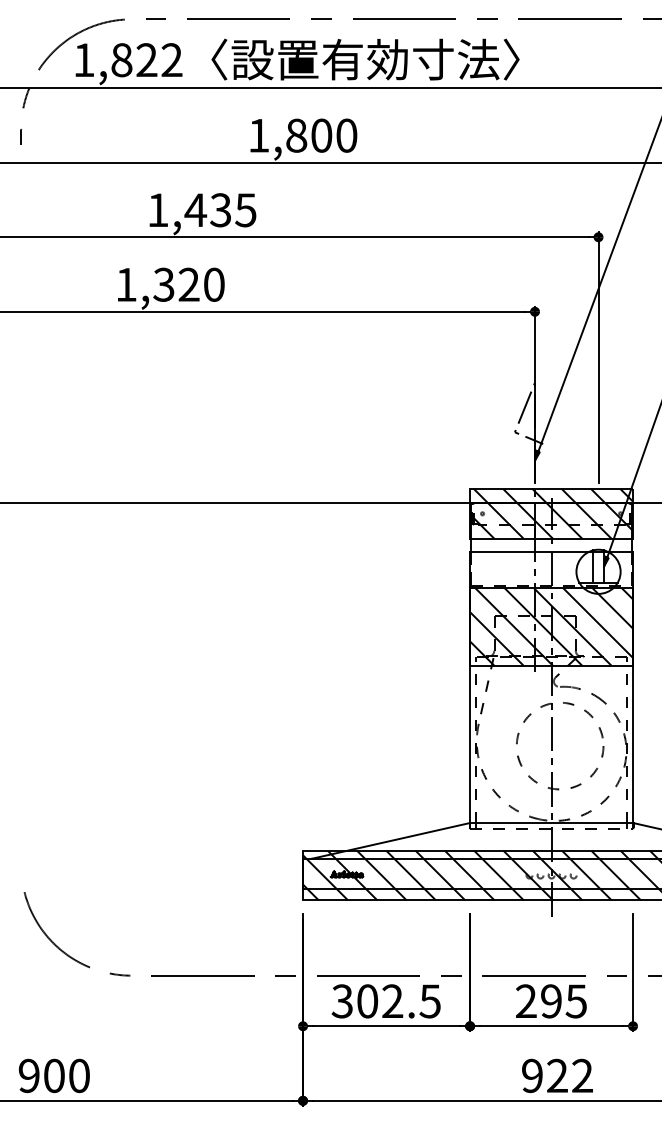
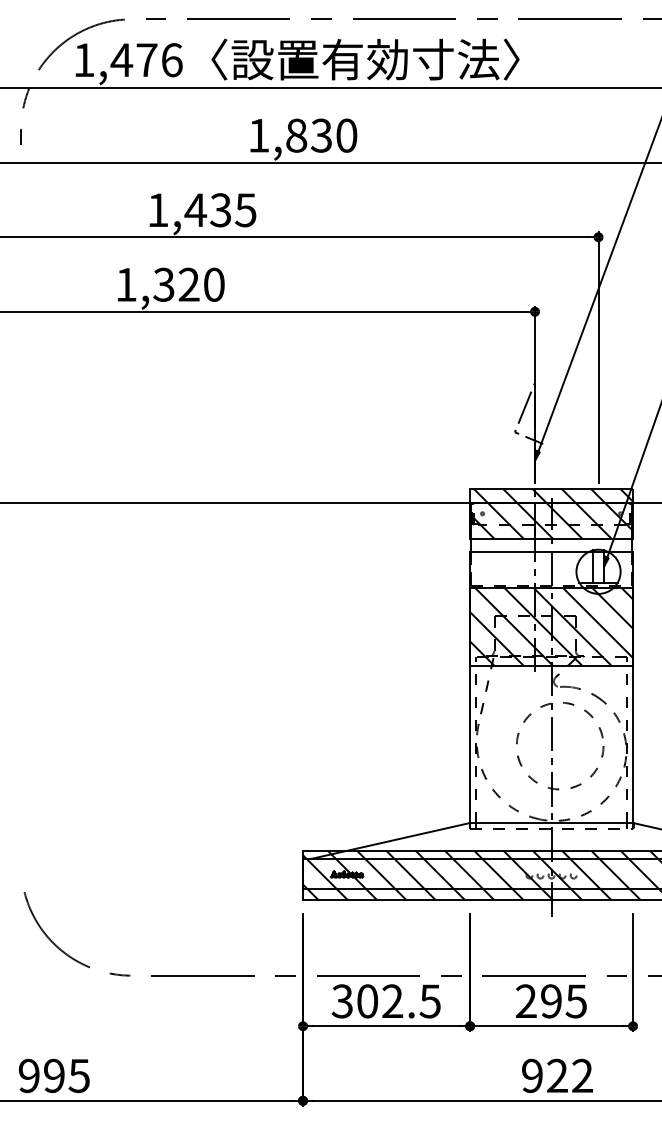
text: 1,822 -> 1,476 (146, 60)
text: 1,800 -> 1,830 (321, 135)
text: 900 -> 995 (66, 1075)
